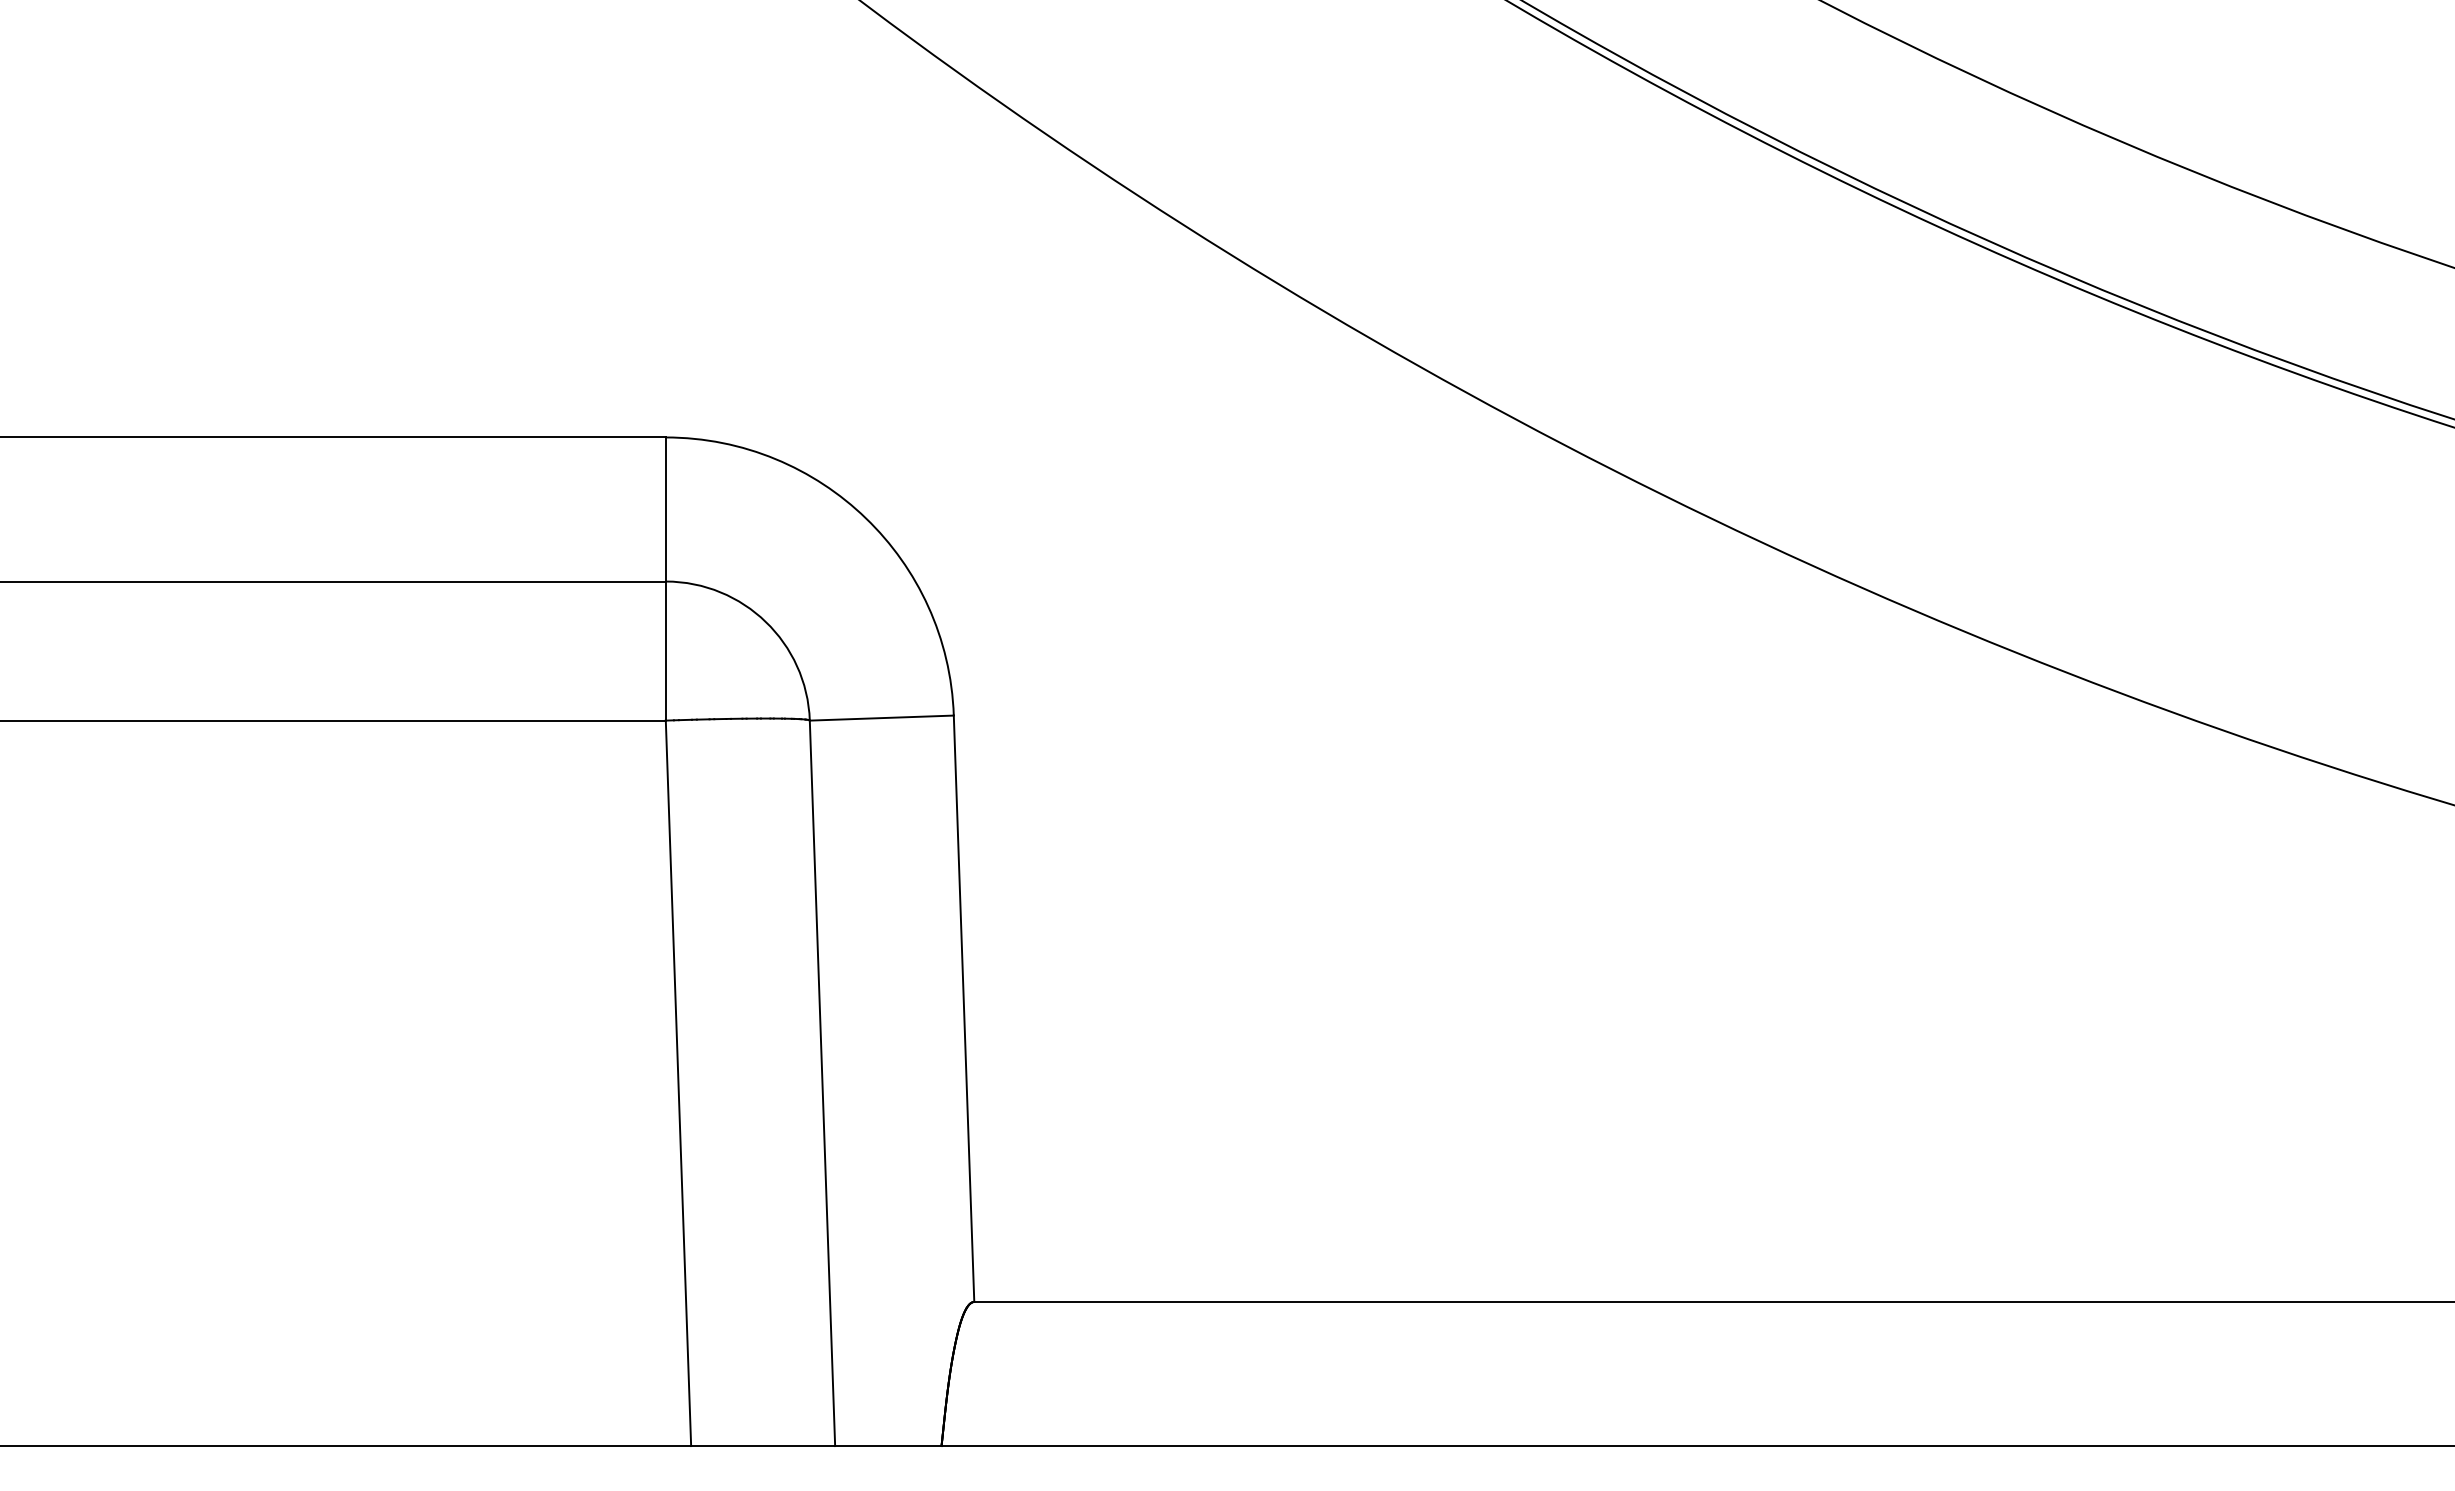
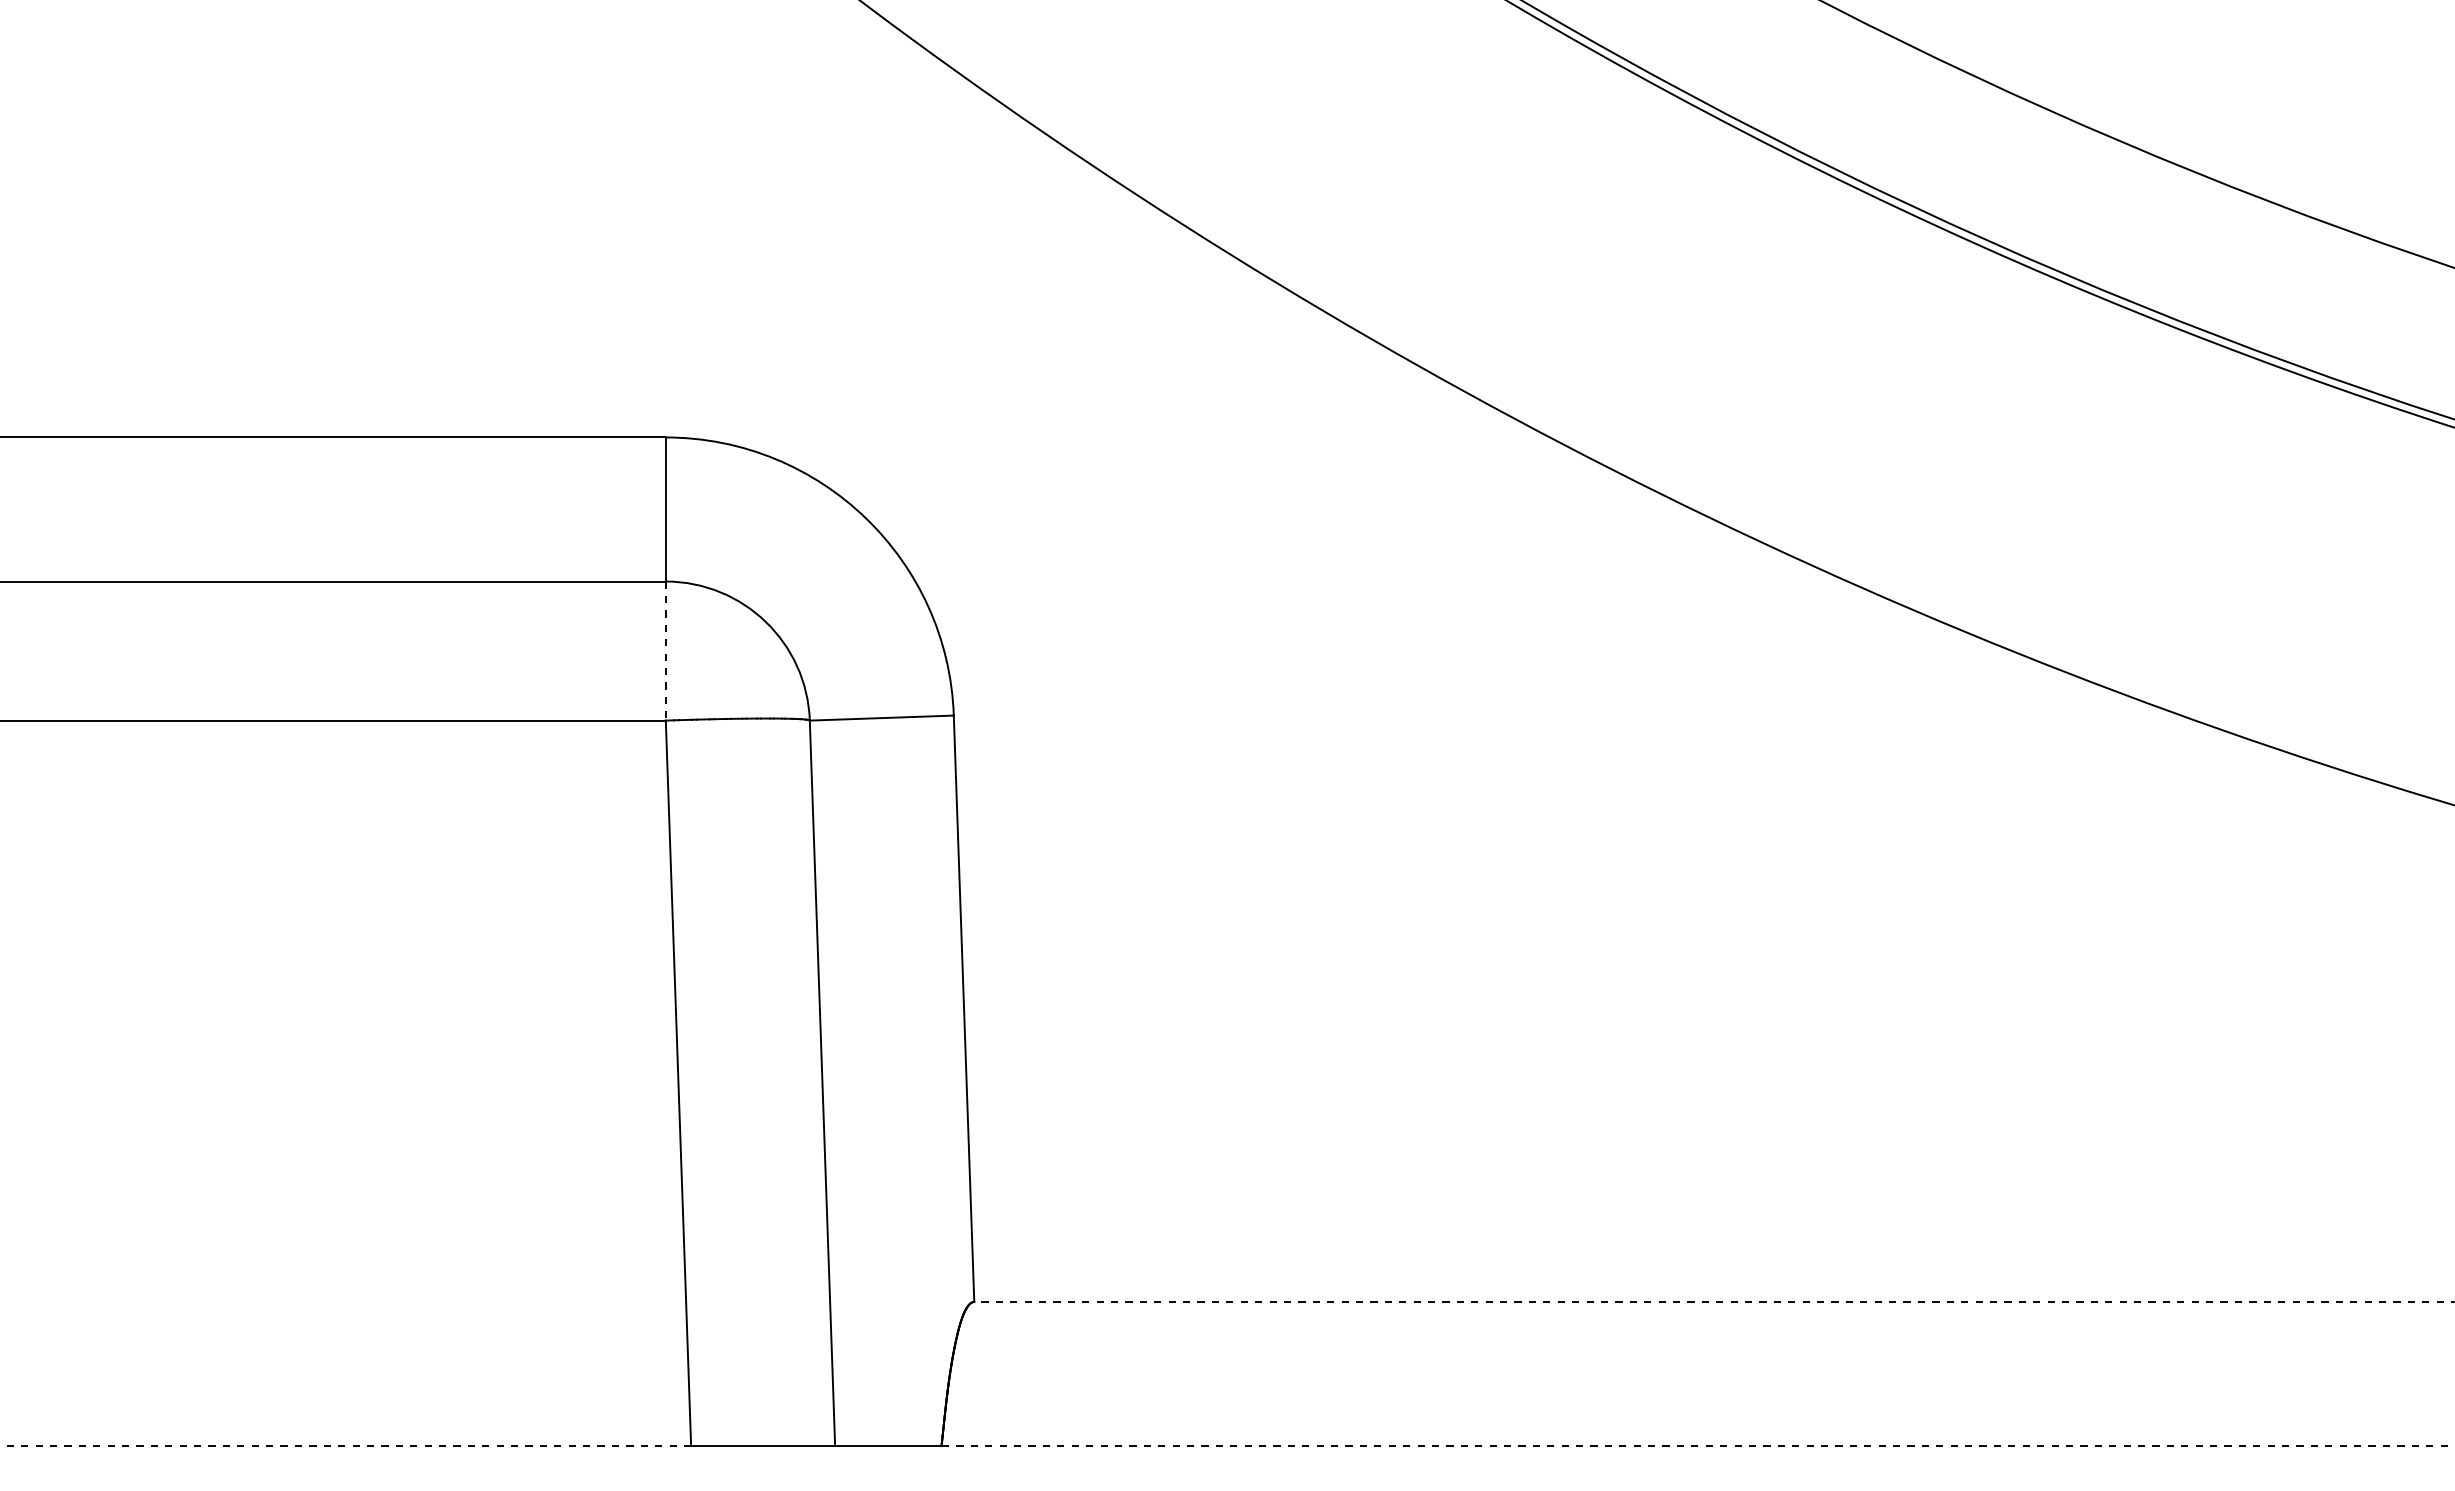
line: solid -> dashed (665, 651)
line: solid -> dashed (1714, 1302)
line: solid -> dashed (345, 1446)
line: solid -> dashed (1697, 1446)
